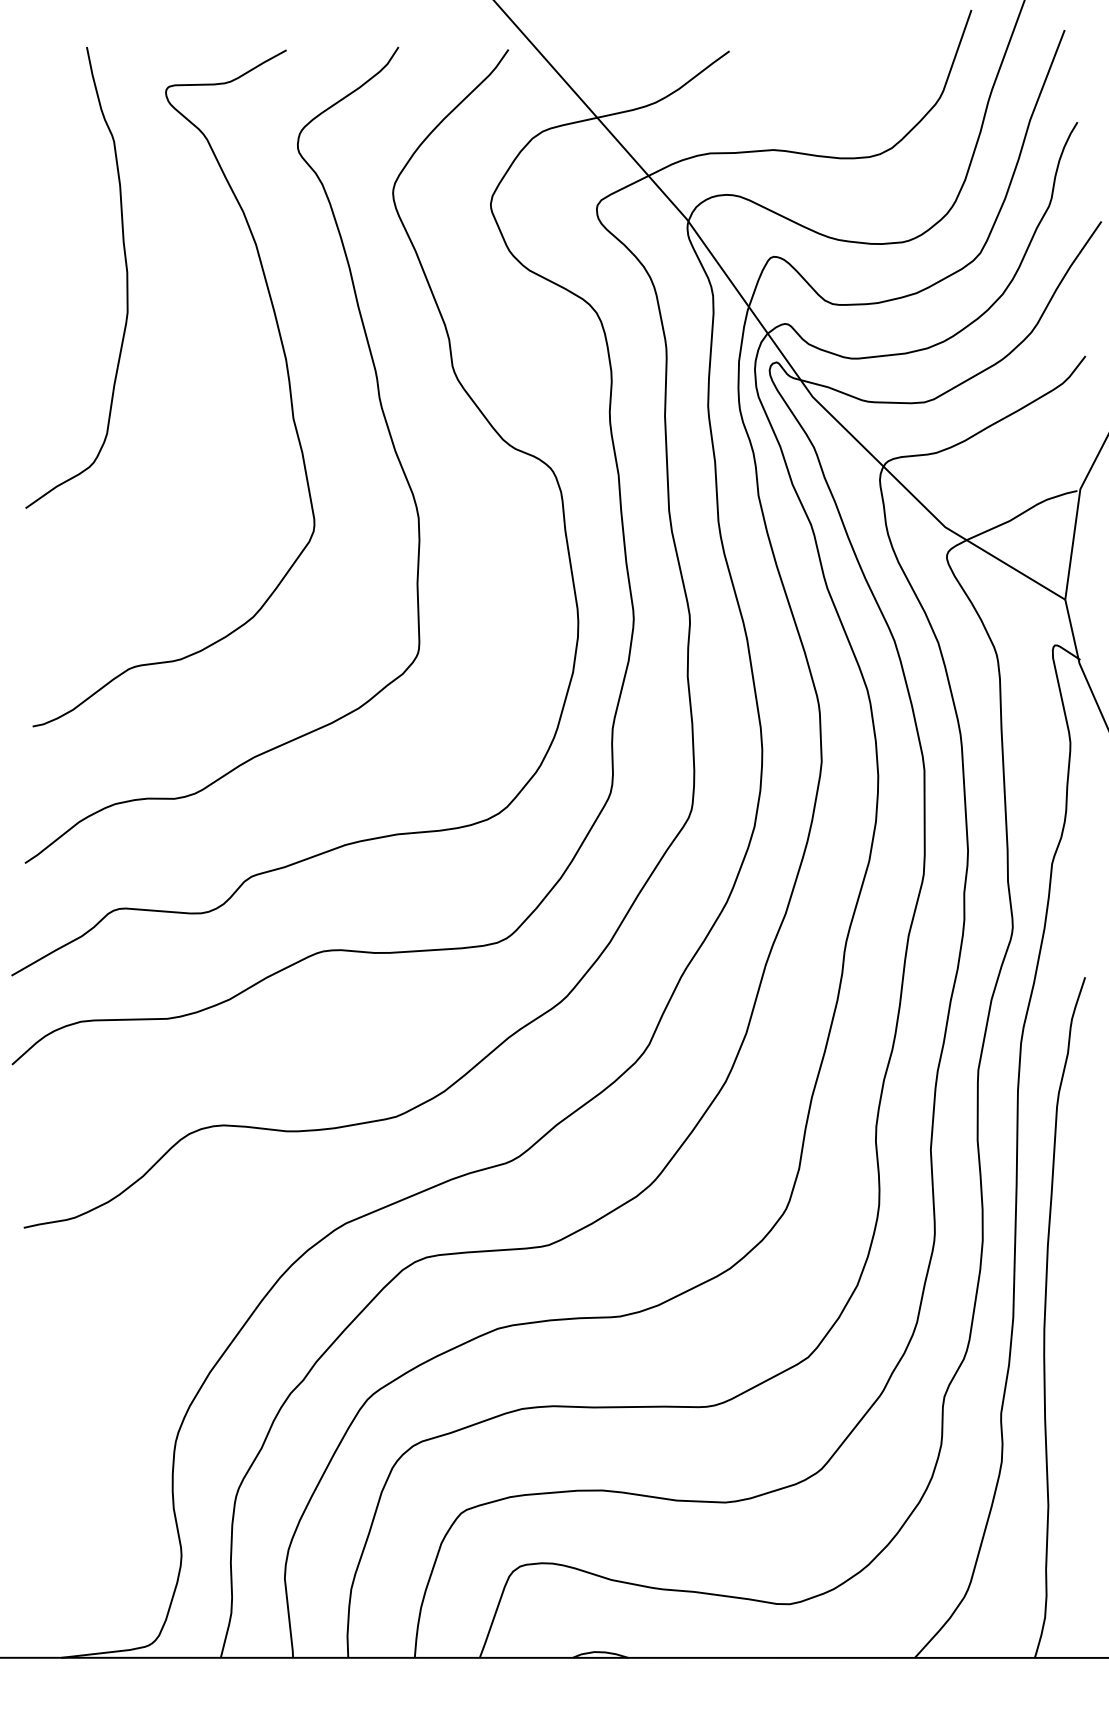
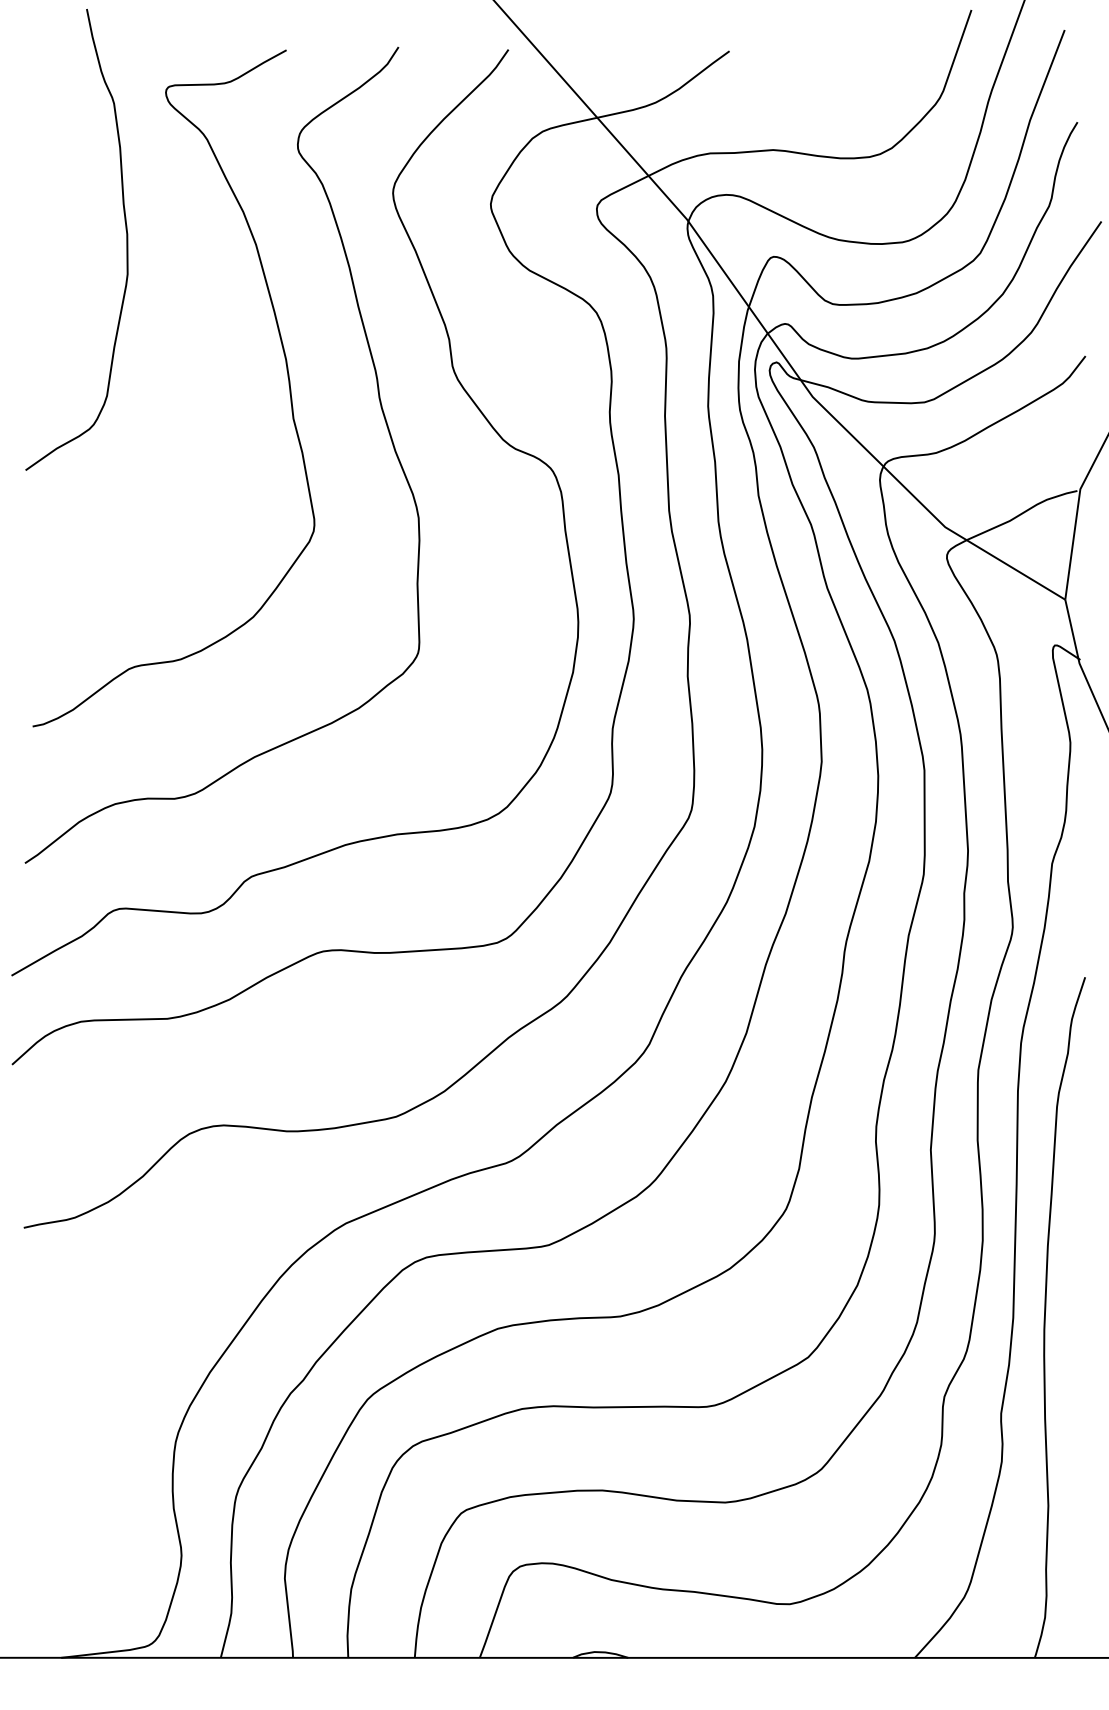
curve position: (125, 268) -> (125, 230) (125, 230)
